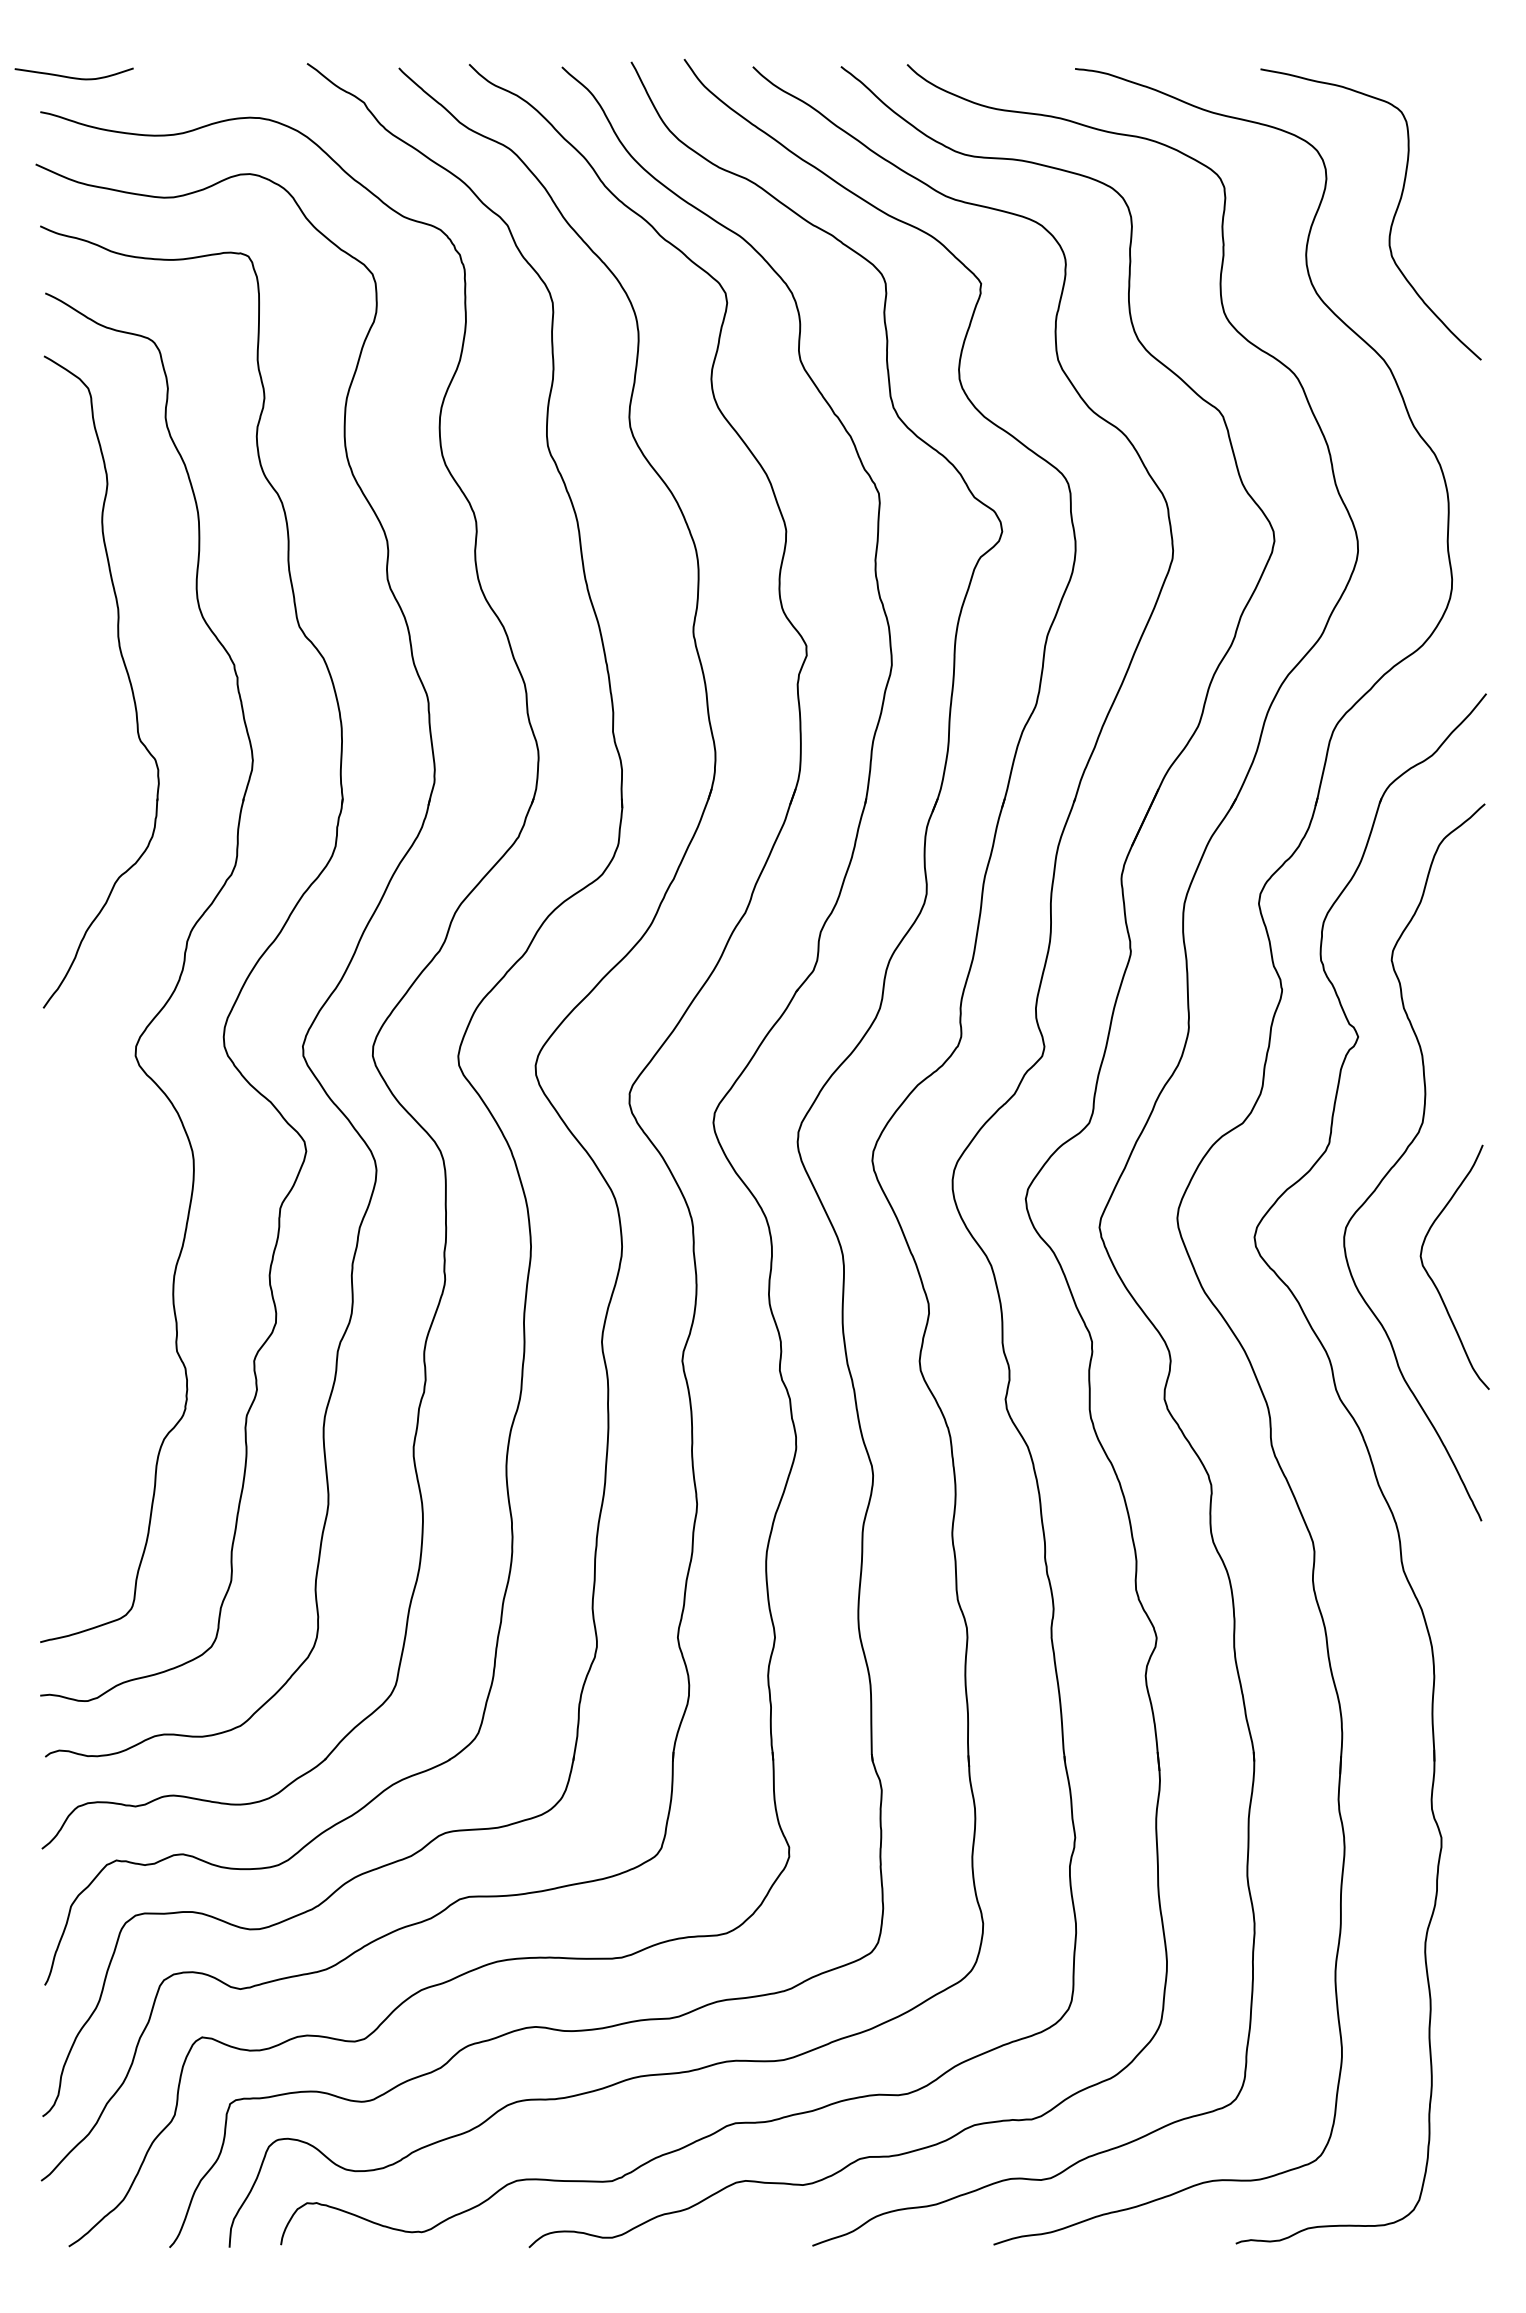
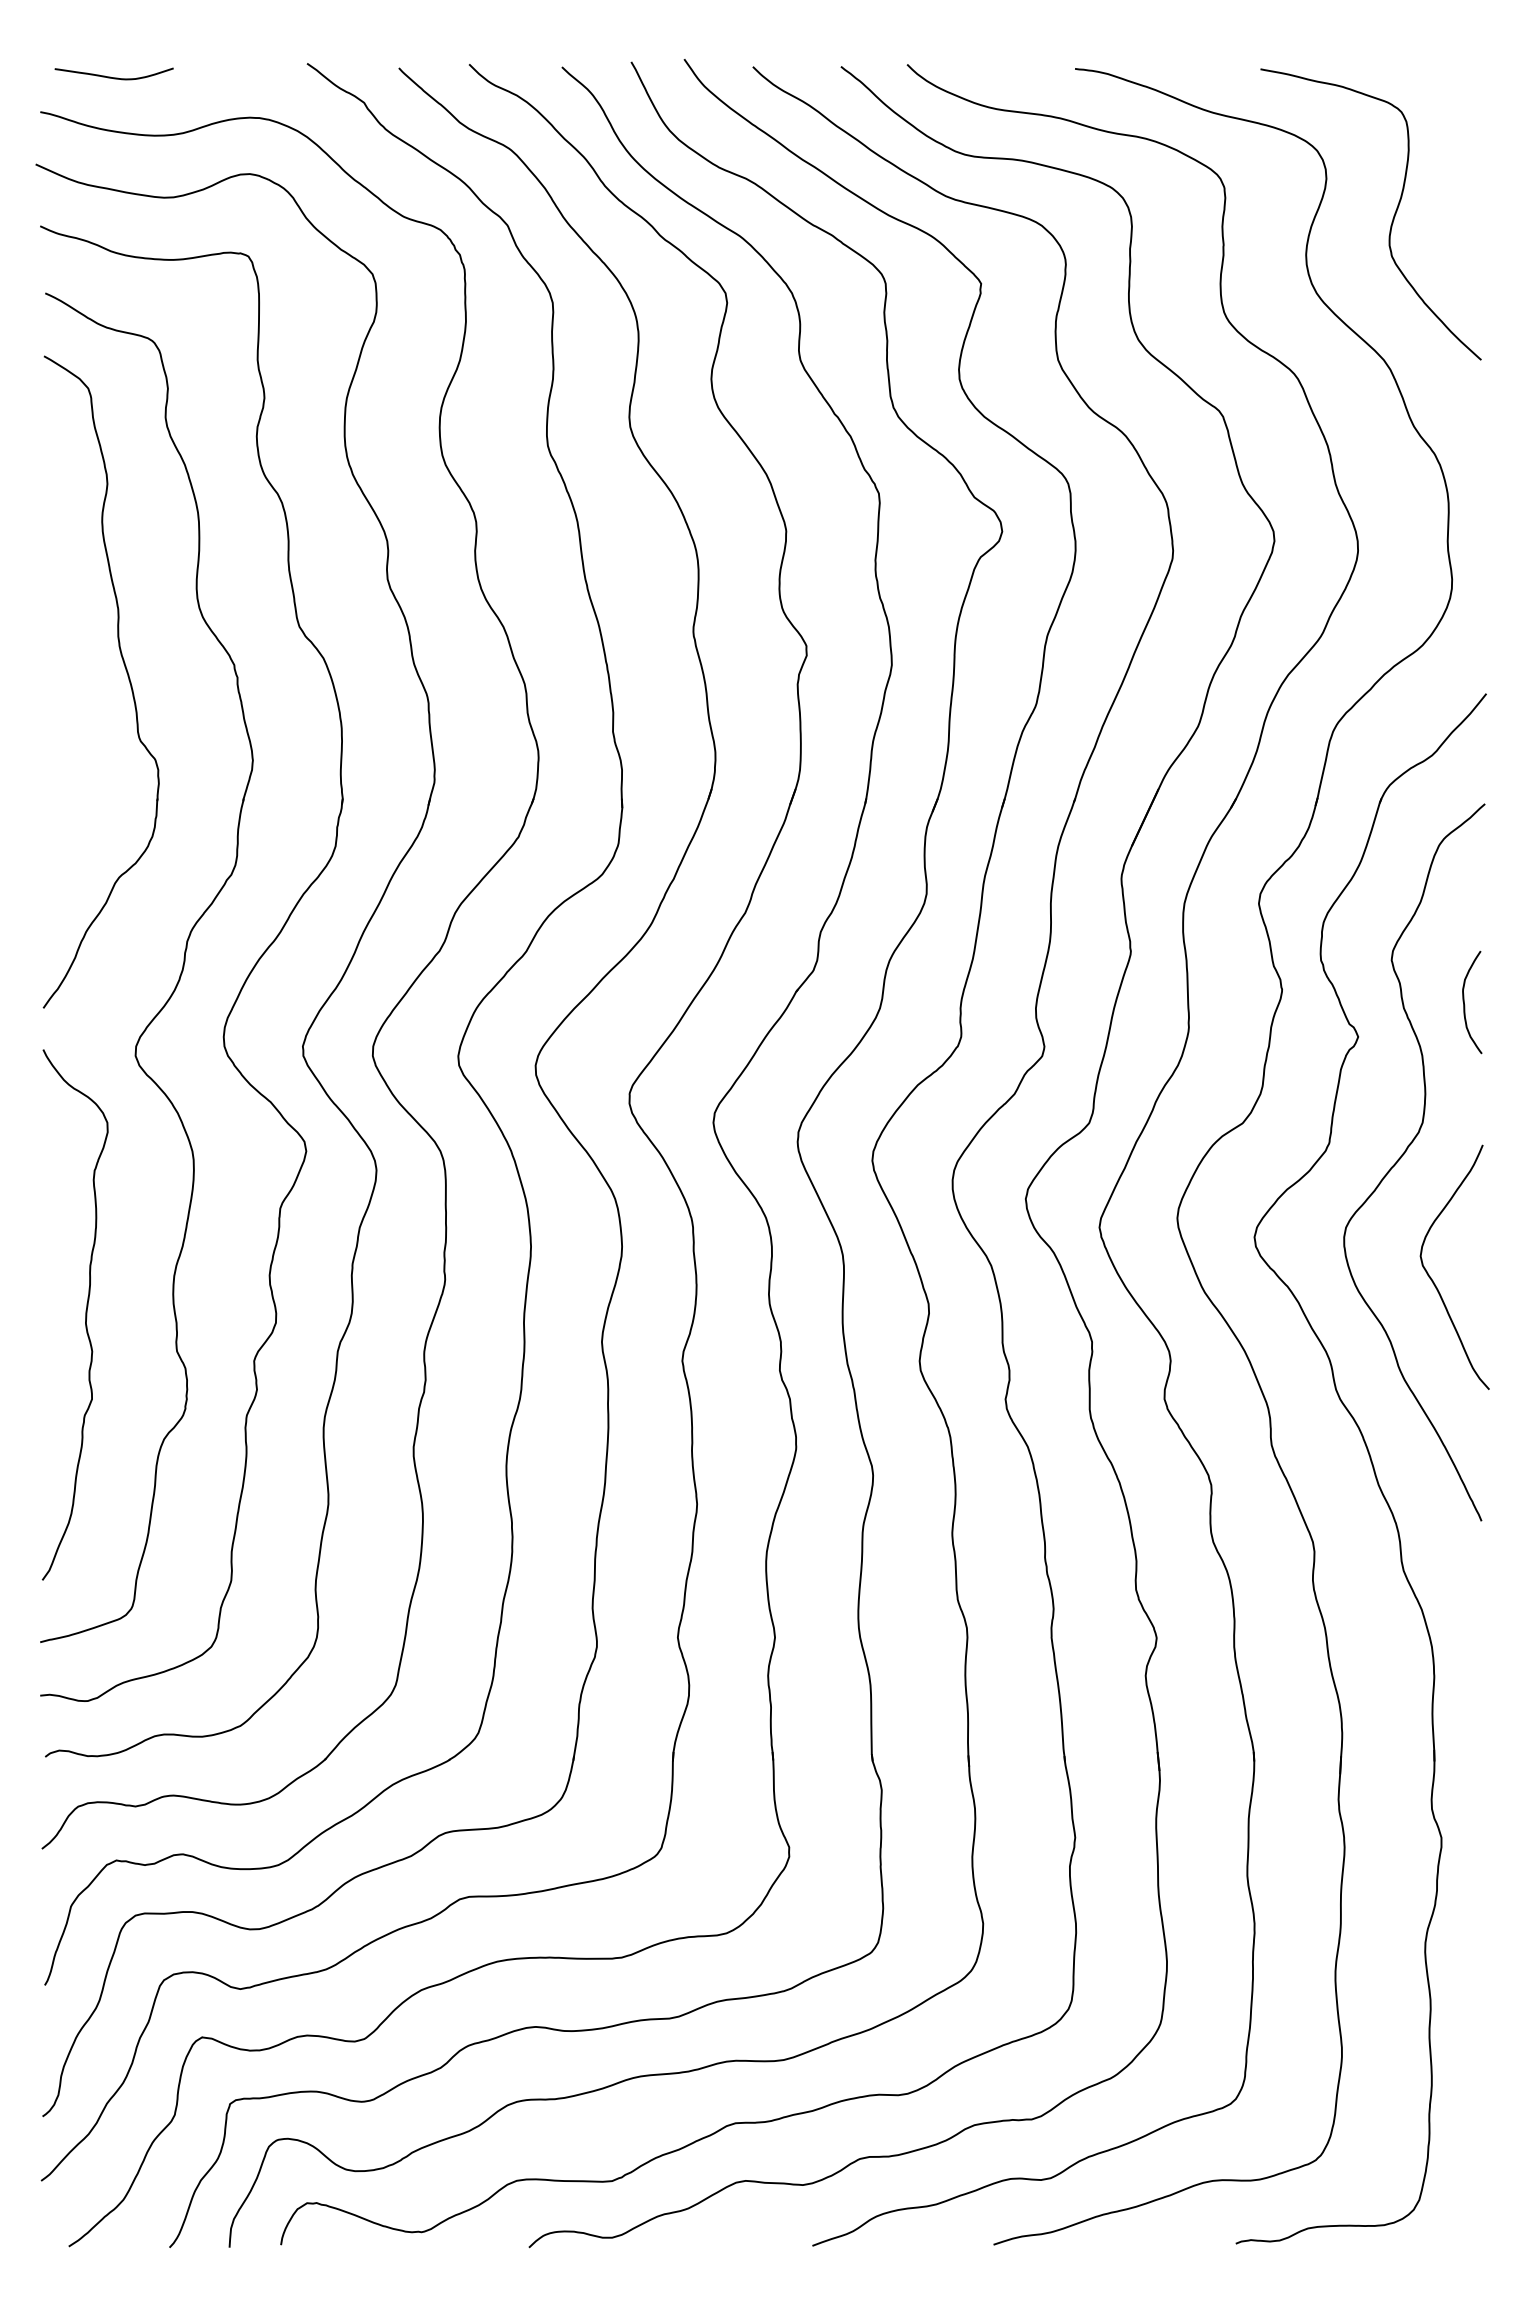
curve position: (73, 77) -> (113, 77) (113, 77)
curve: none -> present (1465, 1005)
curve: none -> present (85, 1314)
